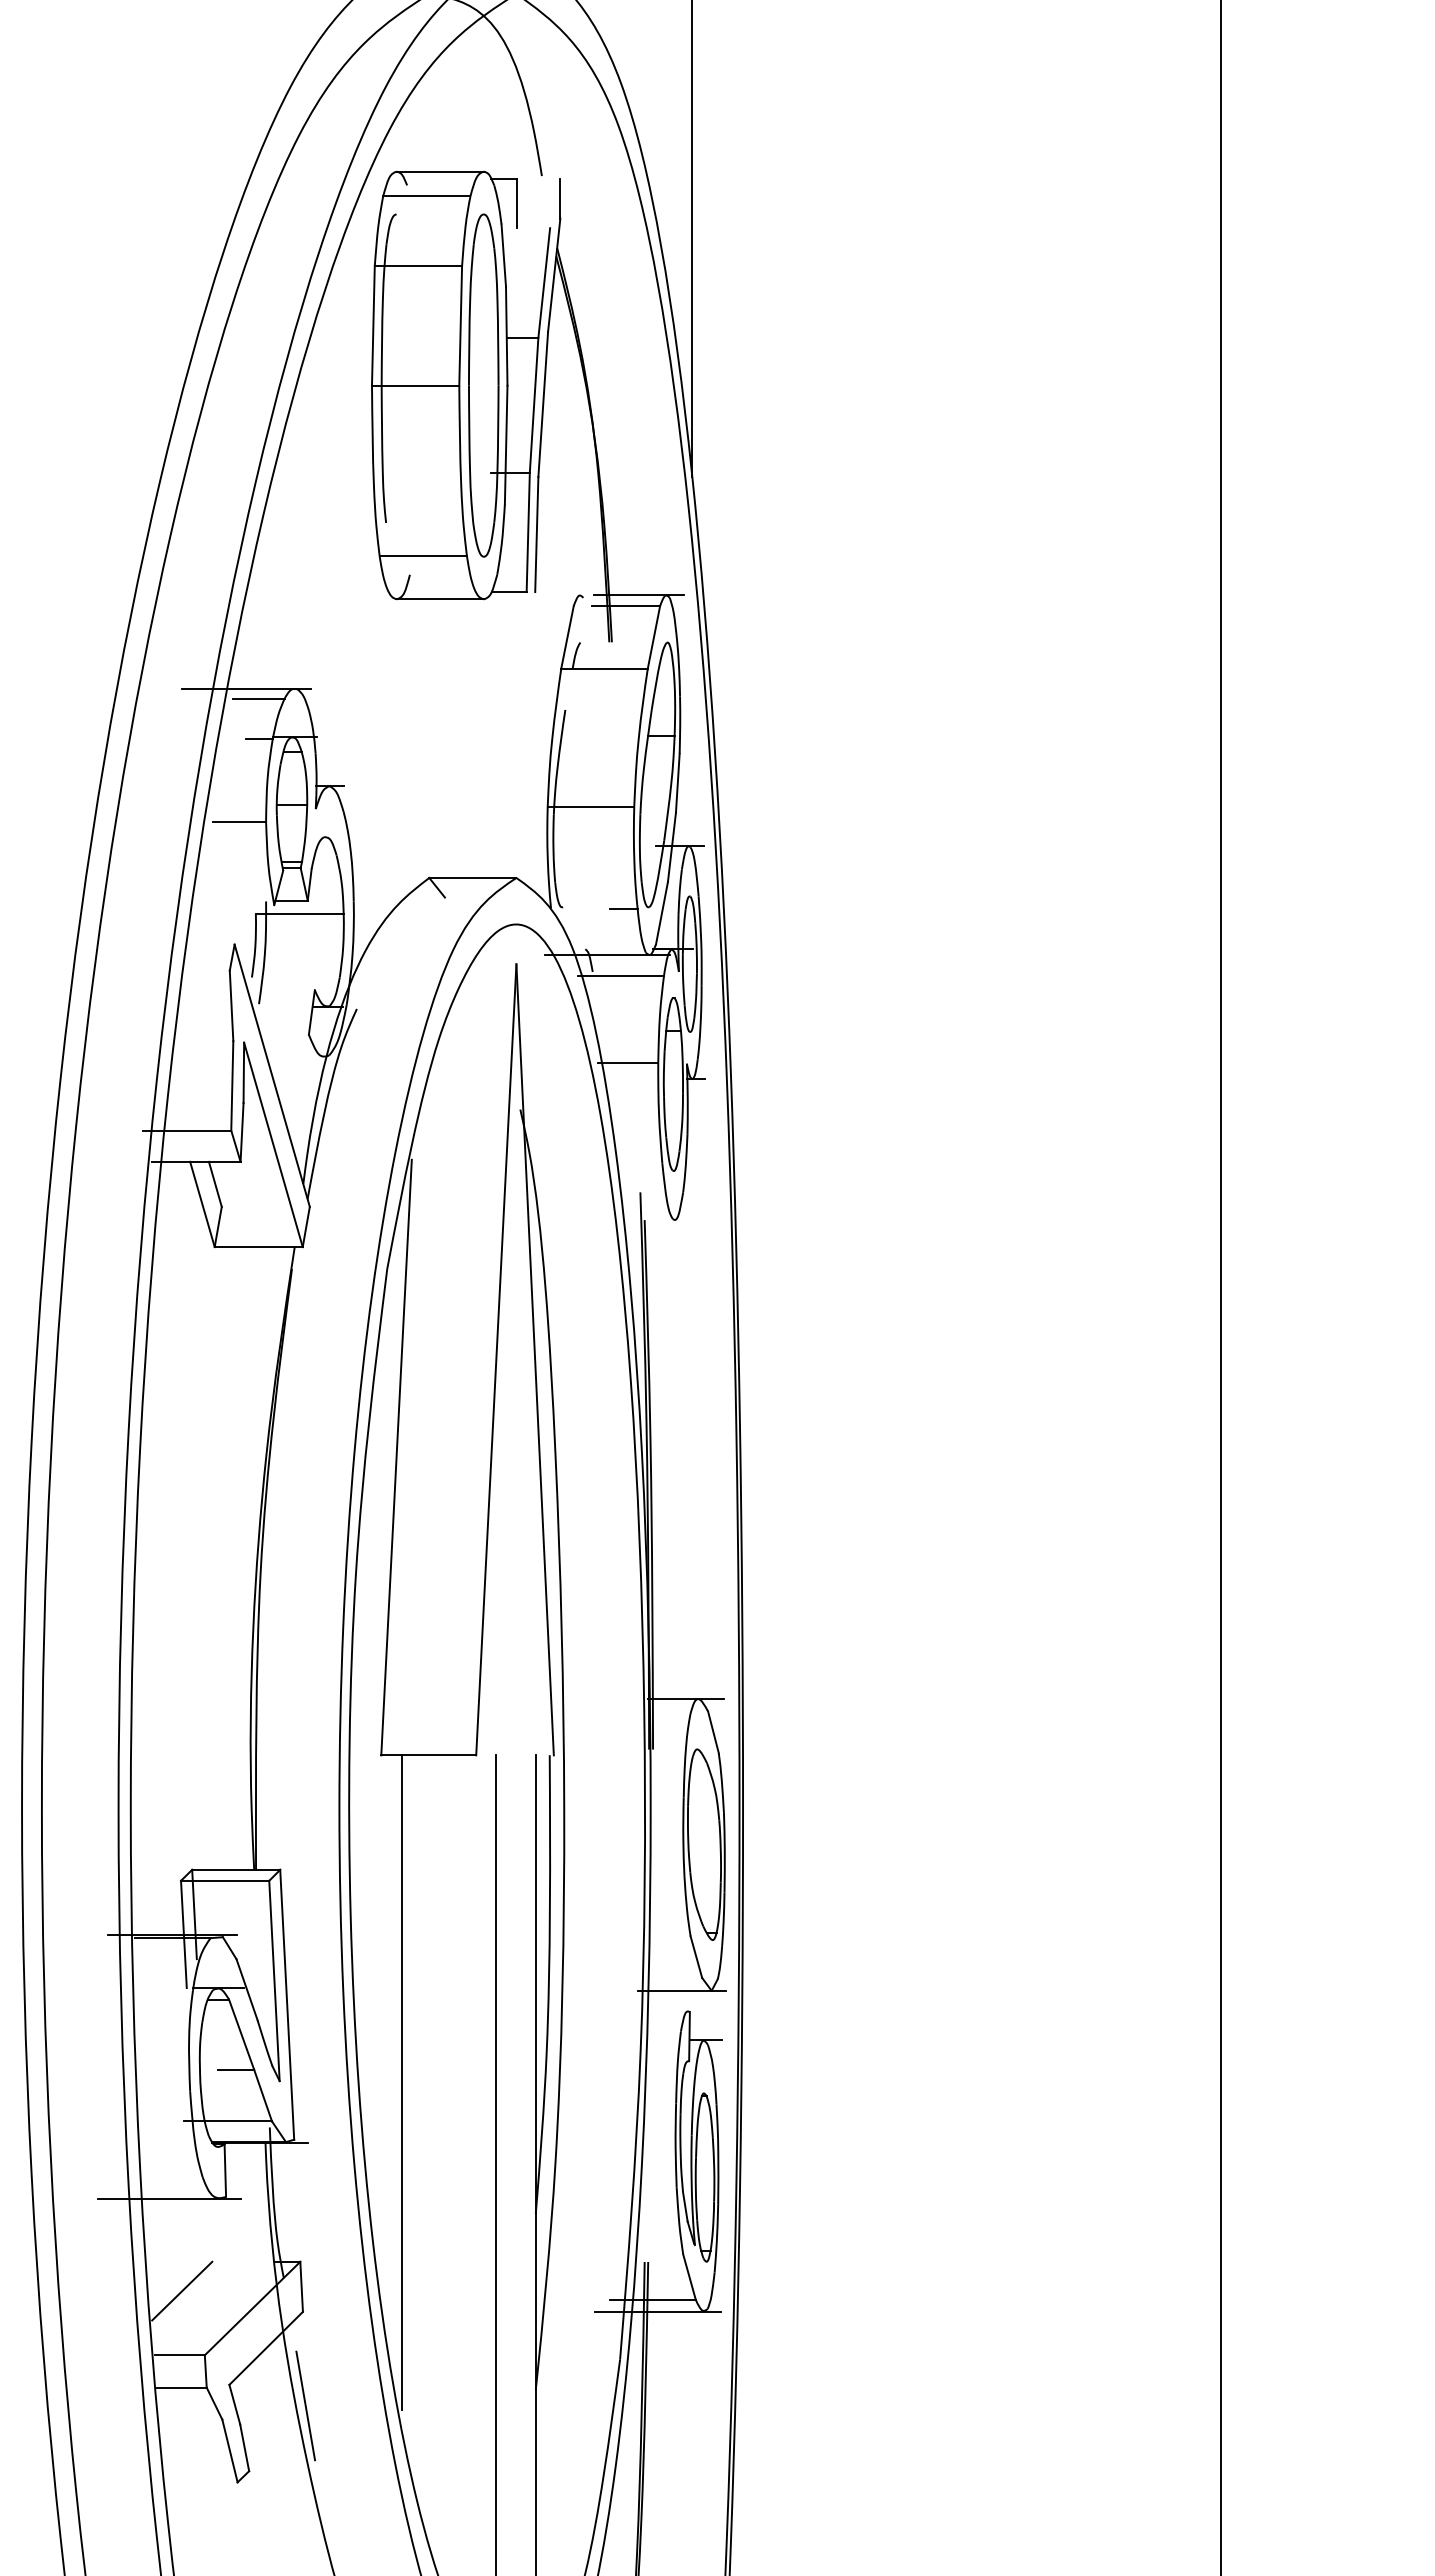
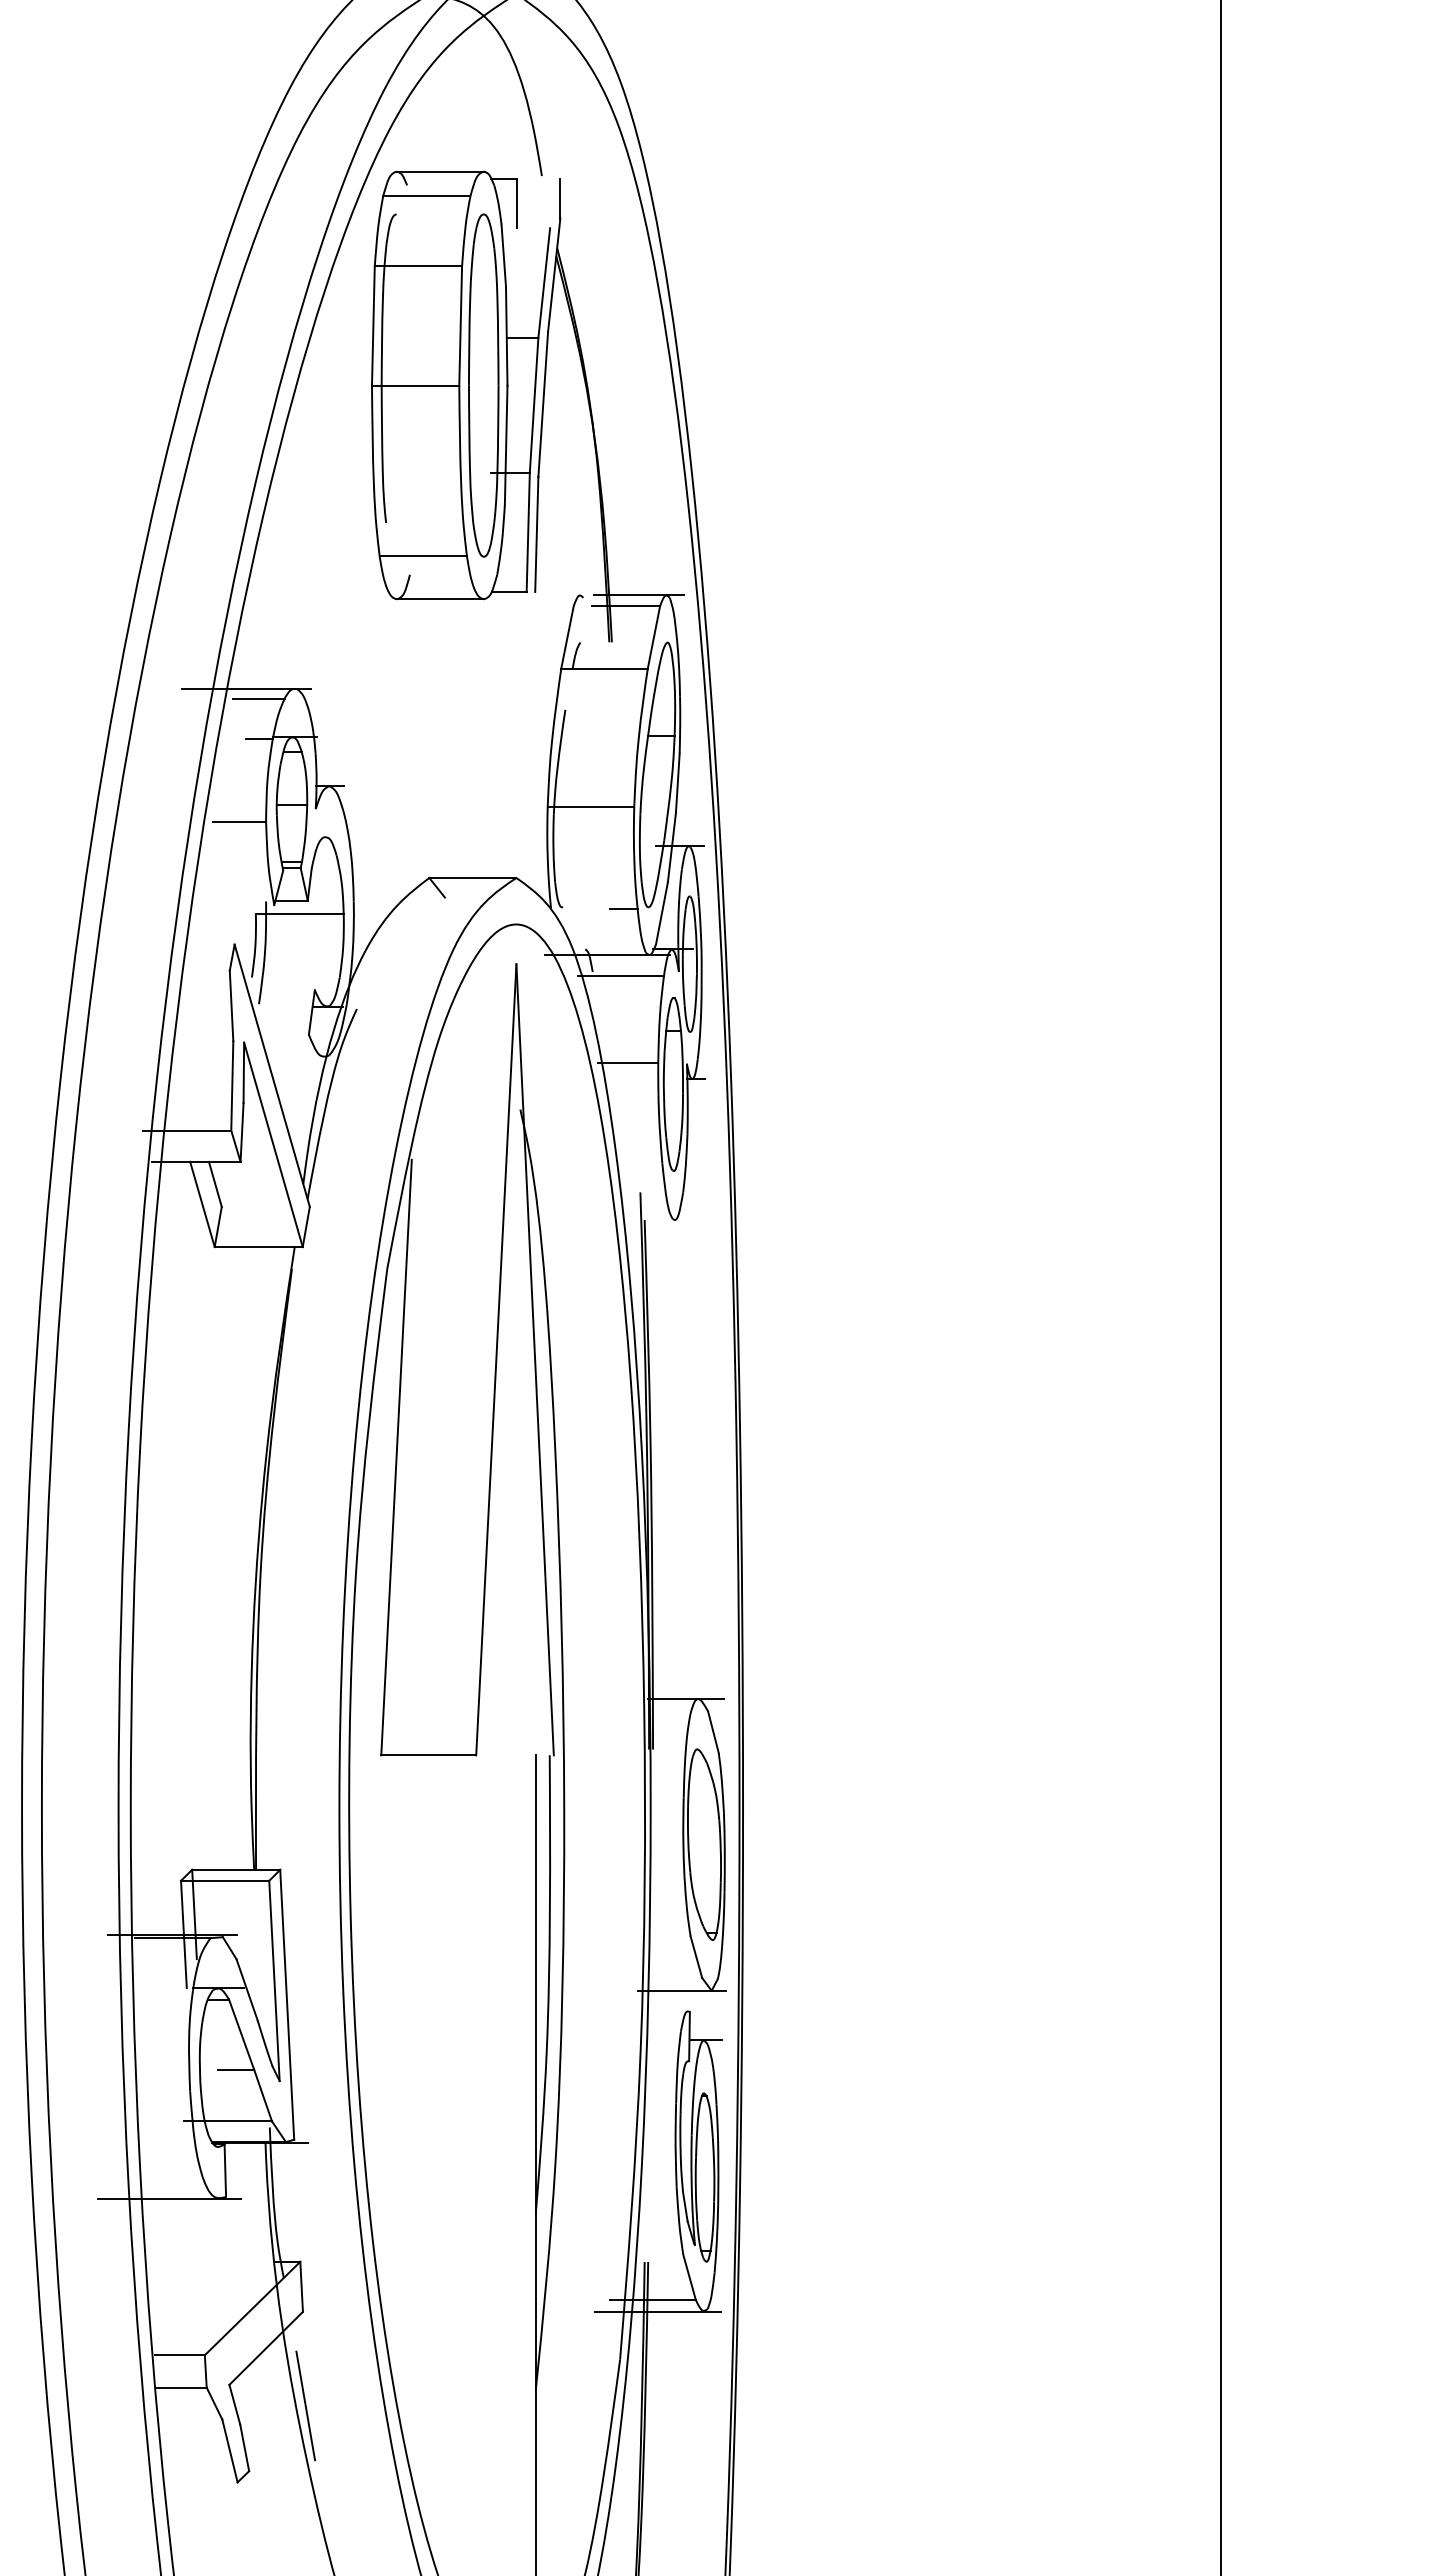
line: present -> none (692, 239)
line: present -> none (401, 2082)
line: present -> none (496, 2163)
line: present -> none (182, 2290)
